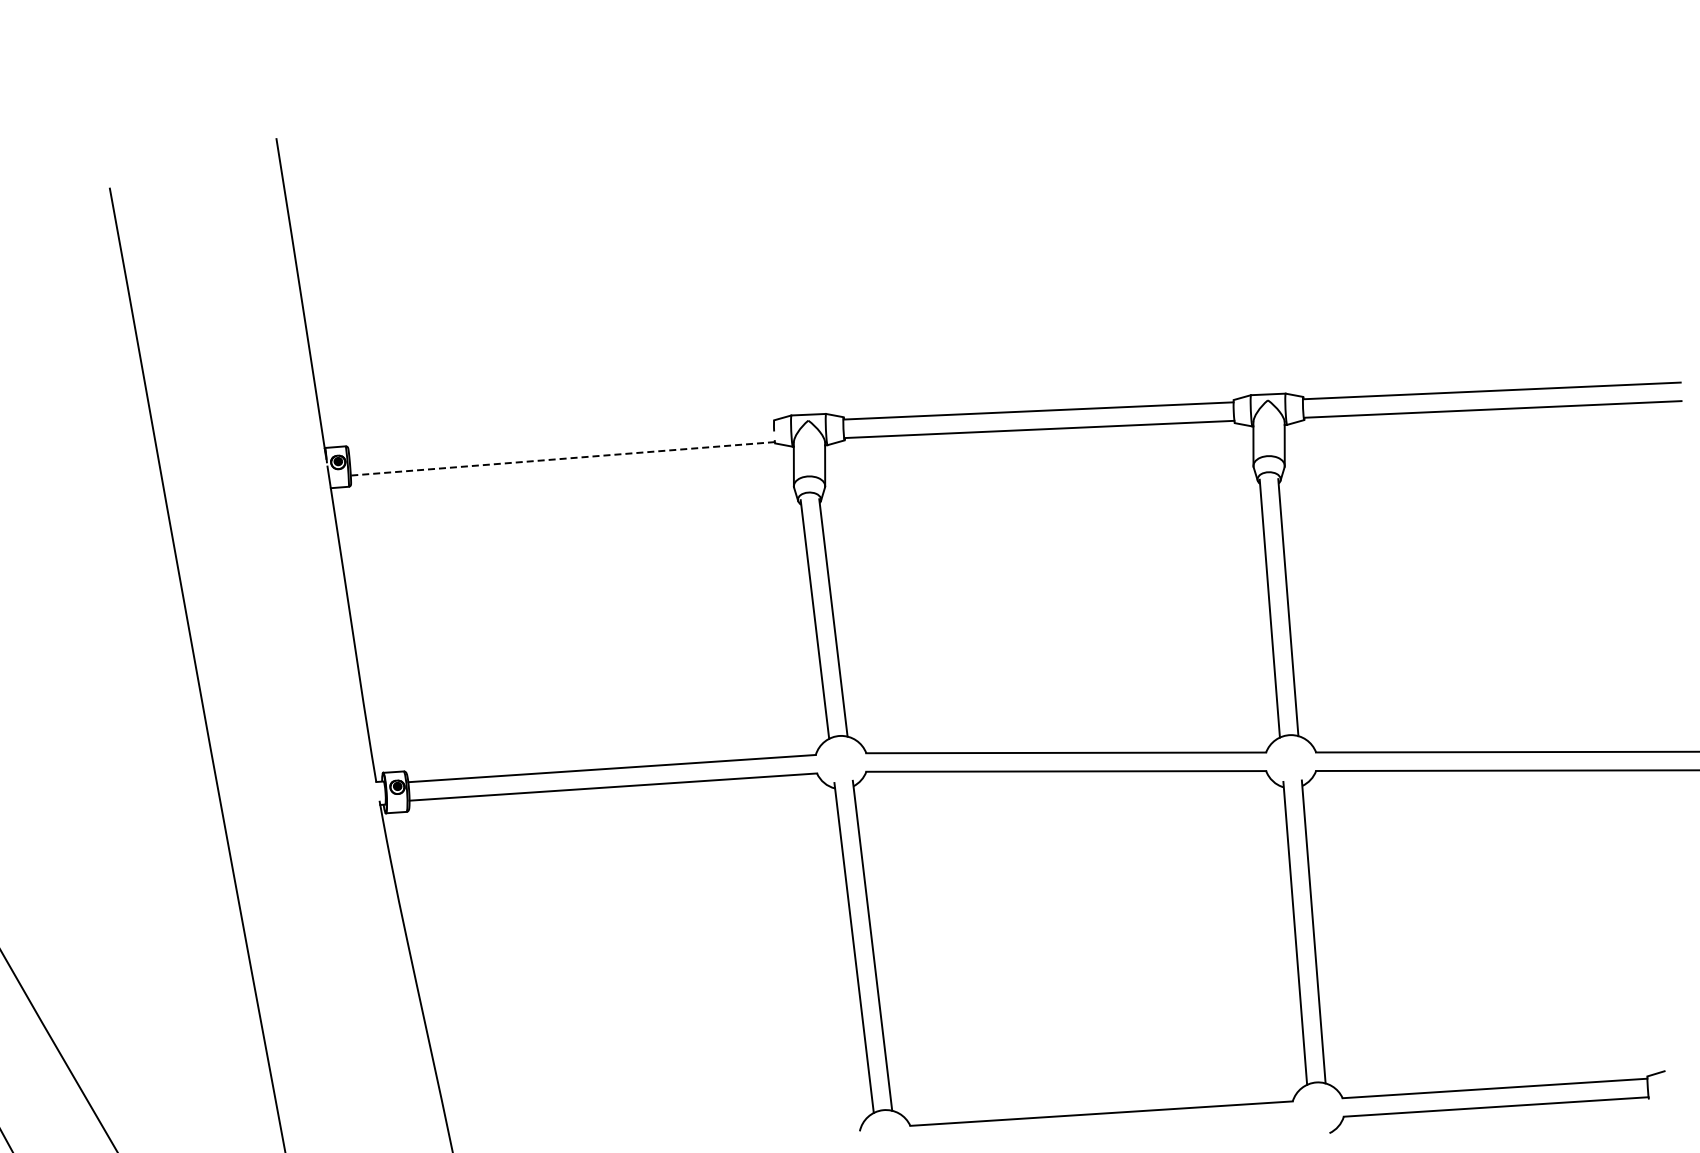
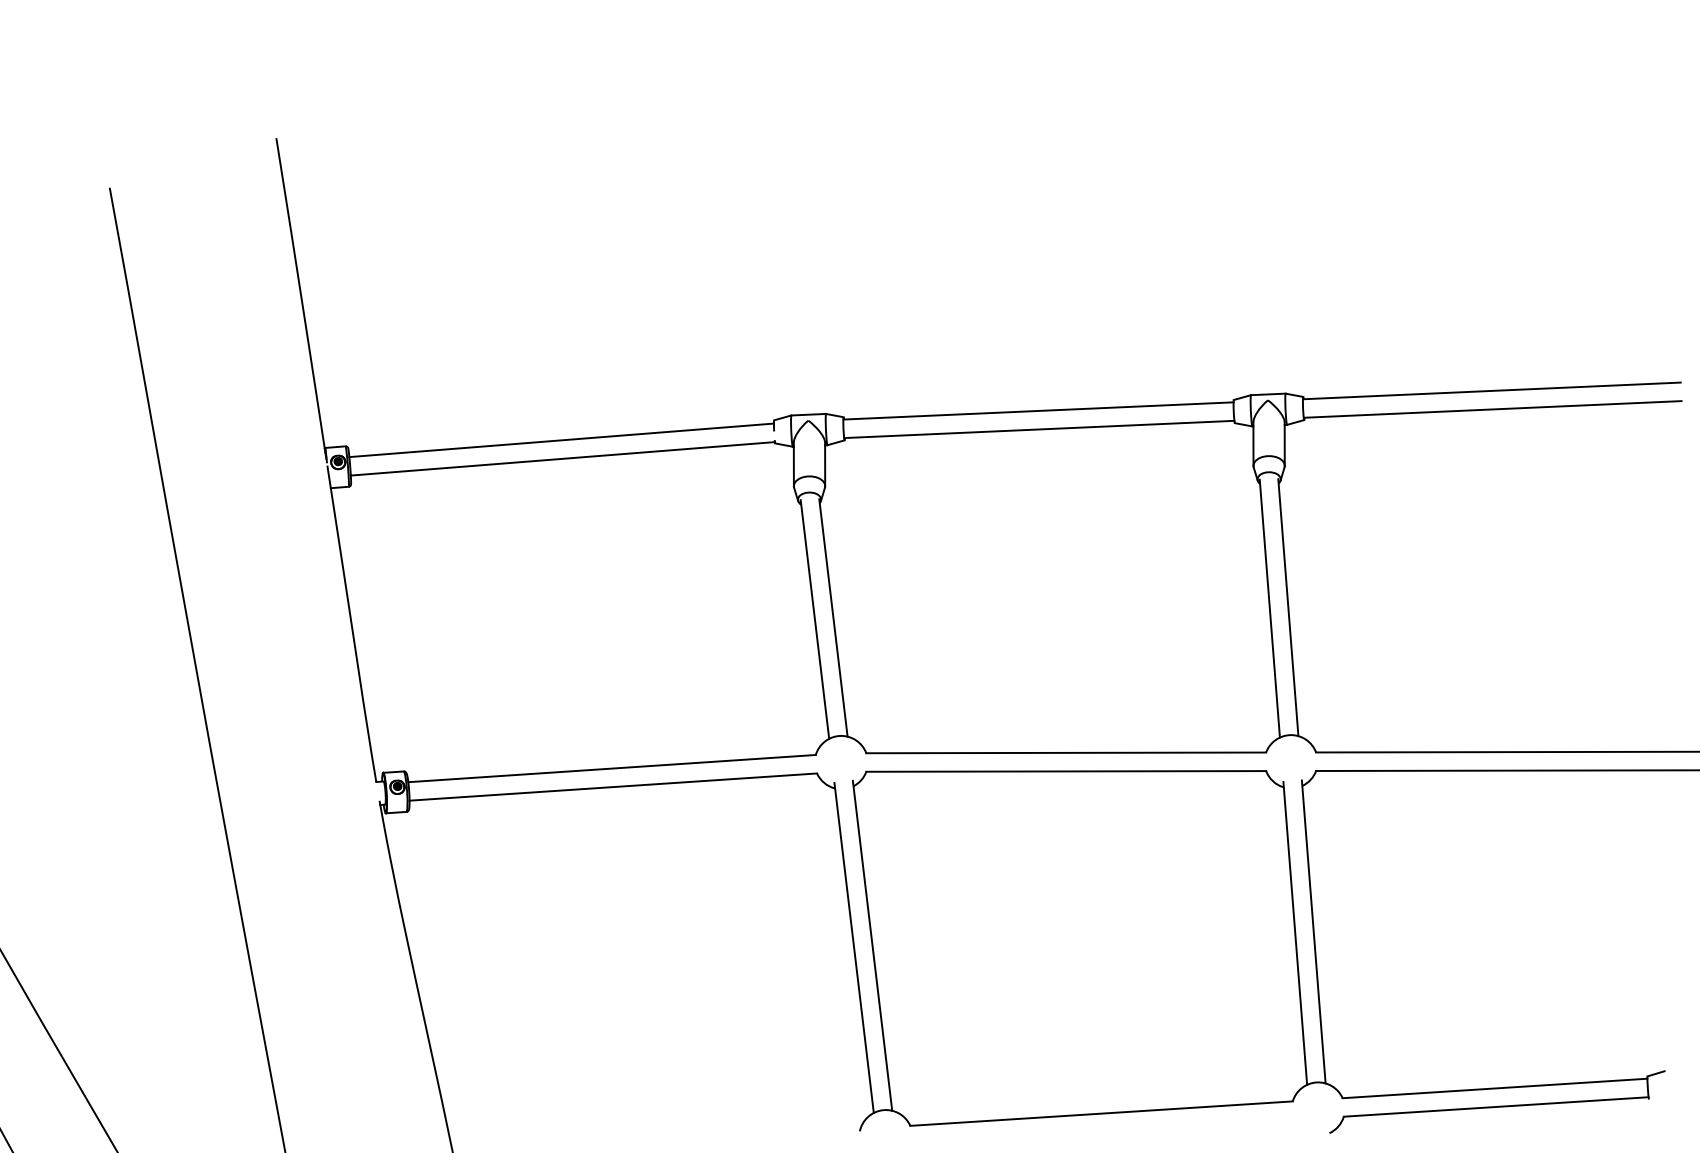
line: none -> present (561, 440)
line: dashed -> solid (562, 458)
